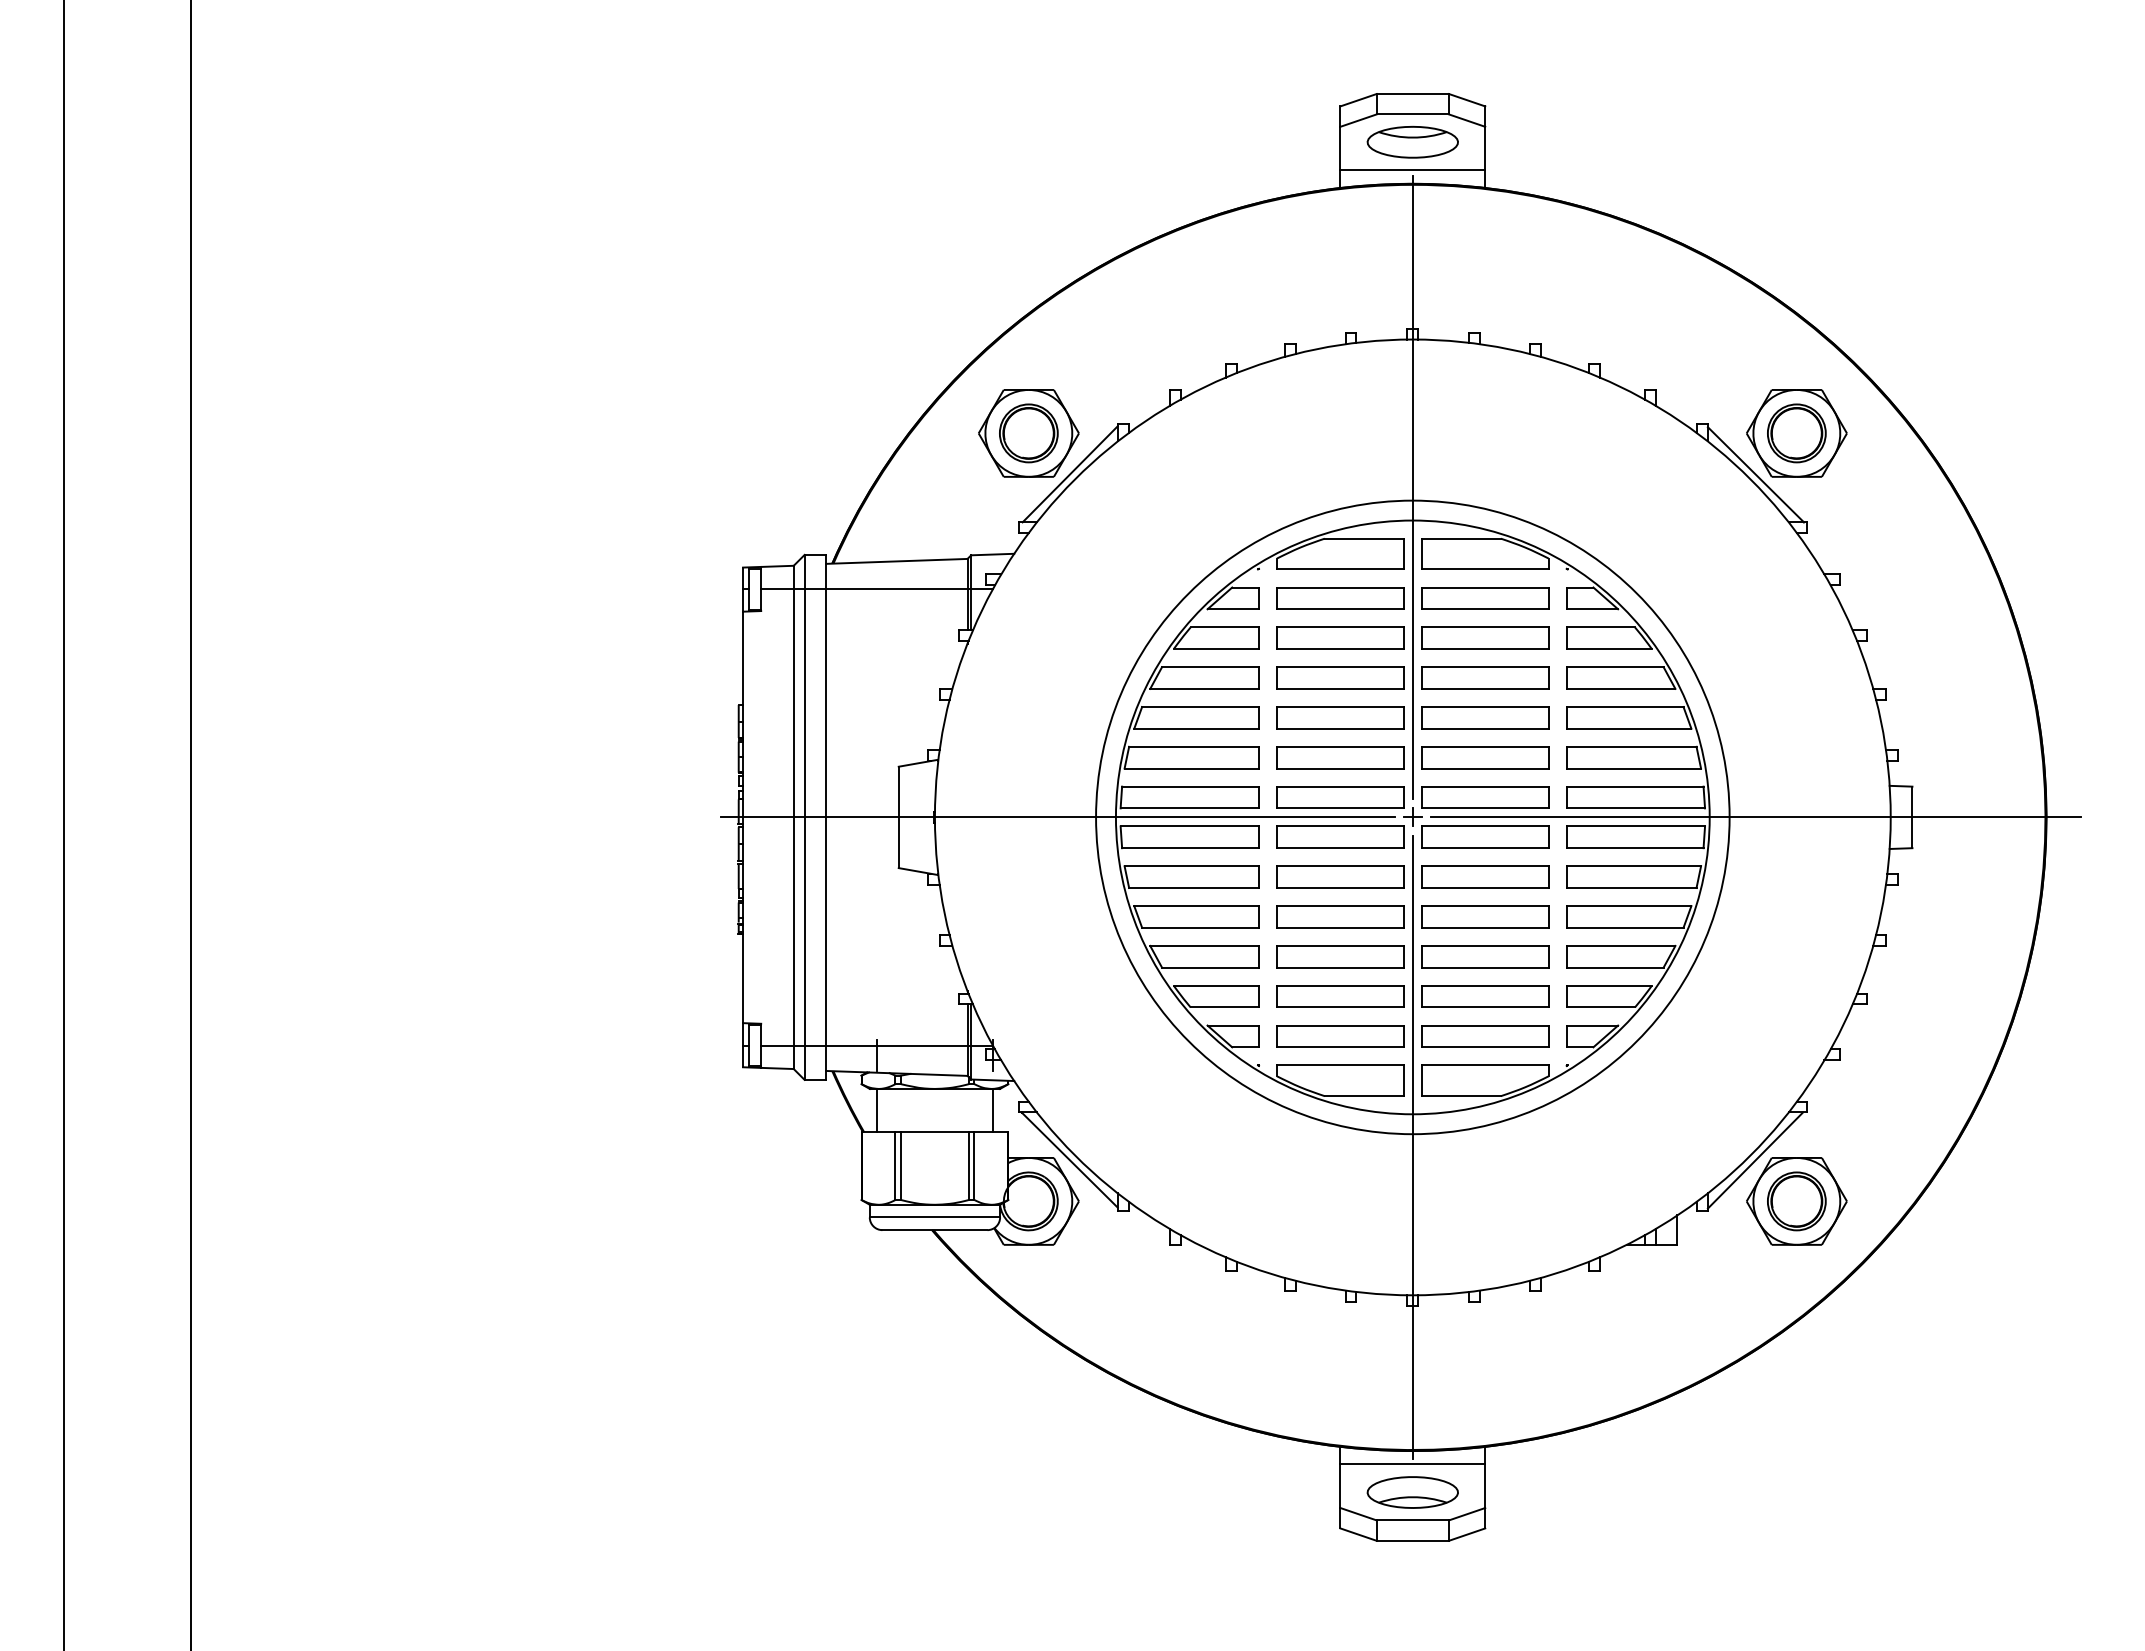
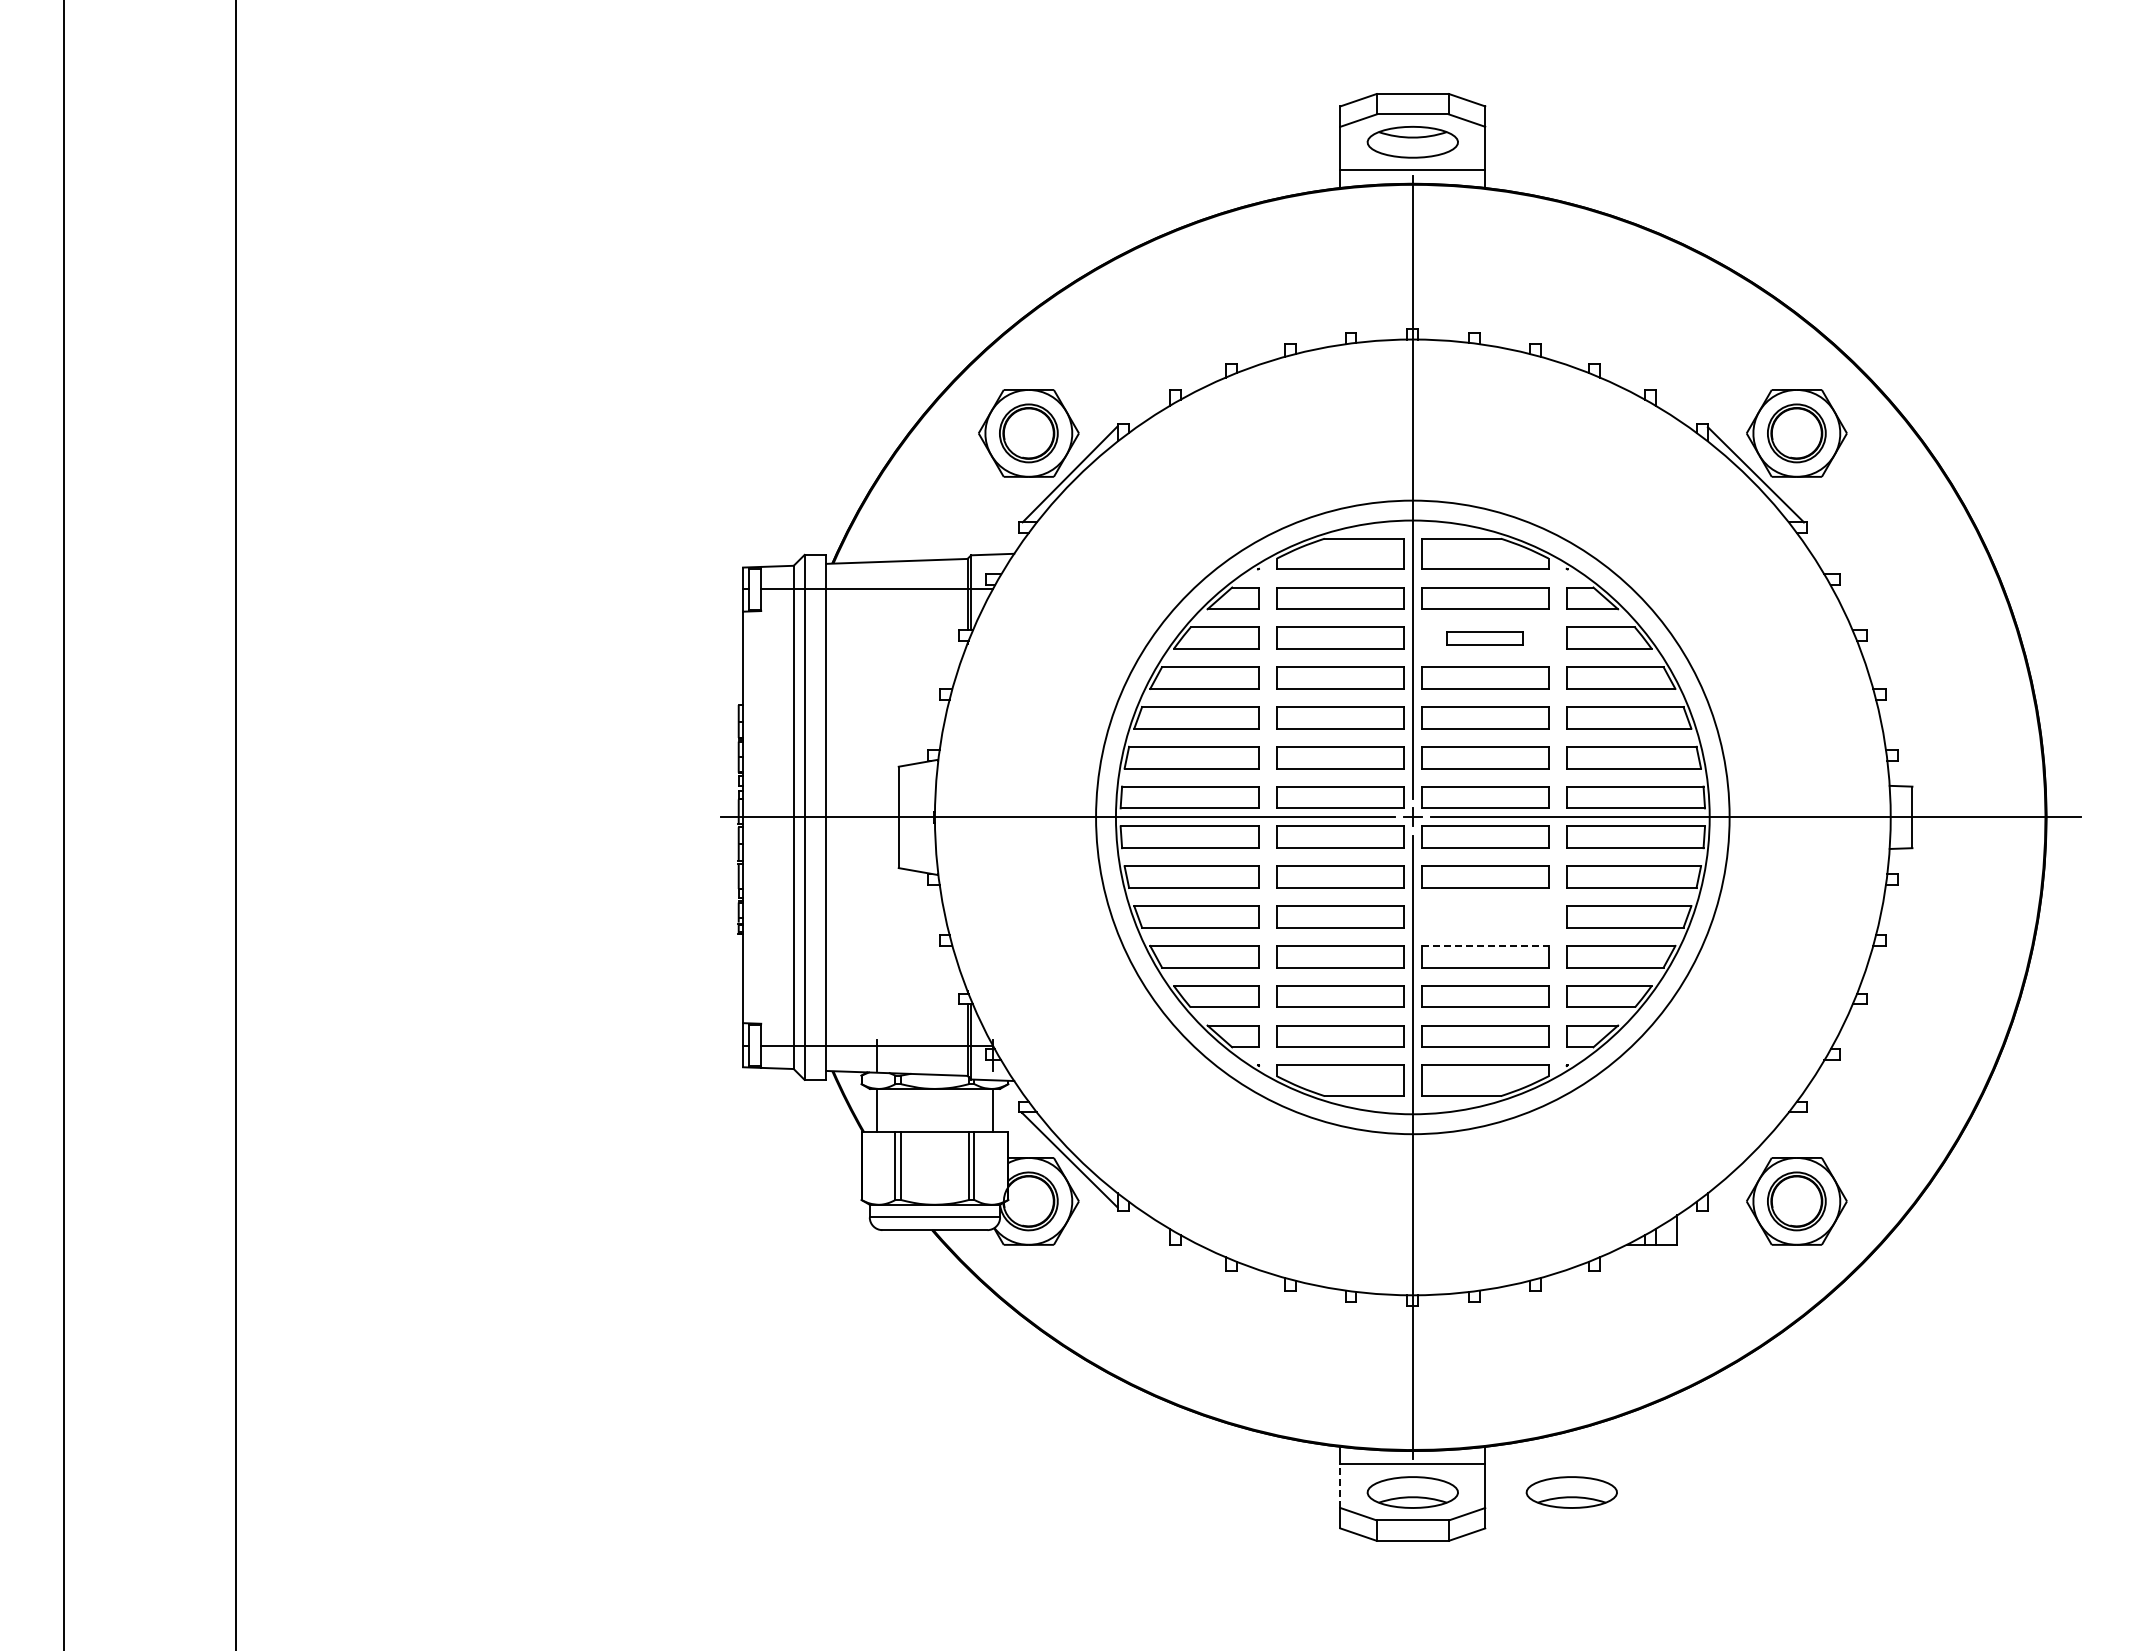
part size: 129x24 px -> 78x15 px (1484, 638)
line position: (191, 824) -> (236, 824) (236, 824)
part: present -> none (1485, 916)
line: solid -> dashed (1485, 945)
line: present -> none (1755, 1160)
line: solid -> dashed (1340, 1486)
part: none -> present (1571, 1492)
